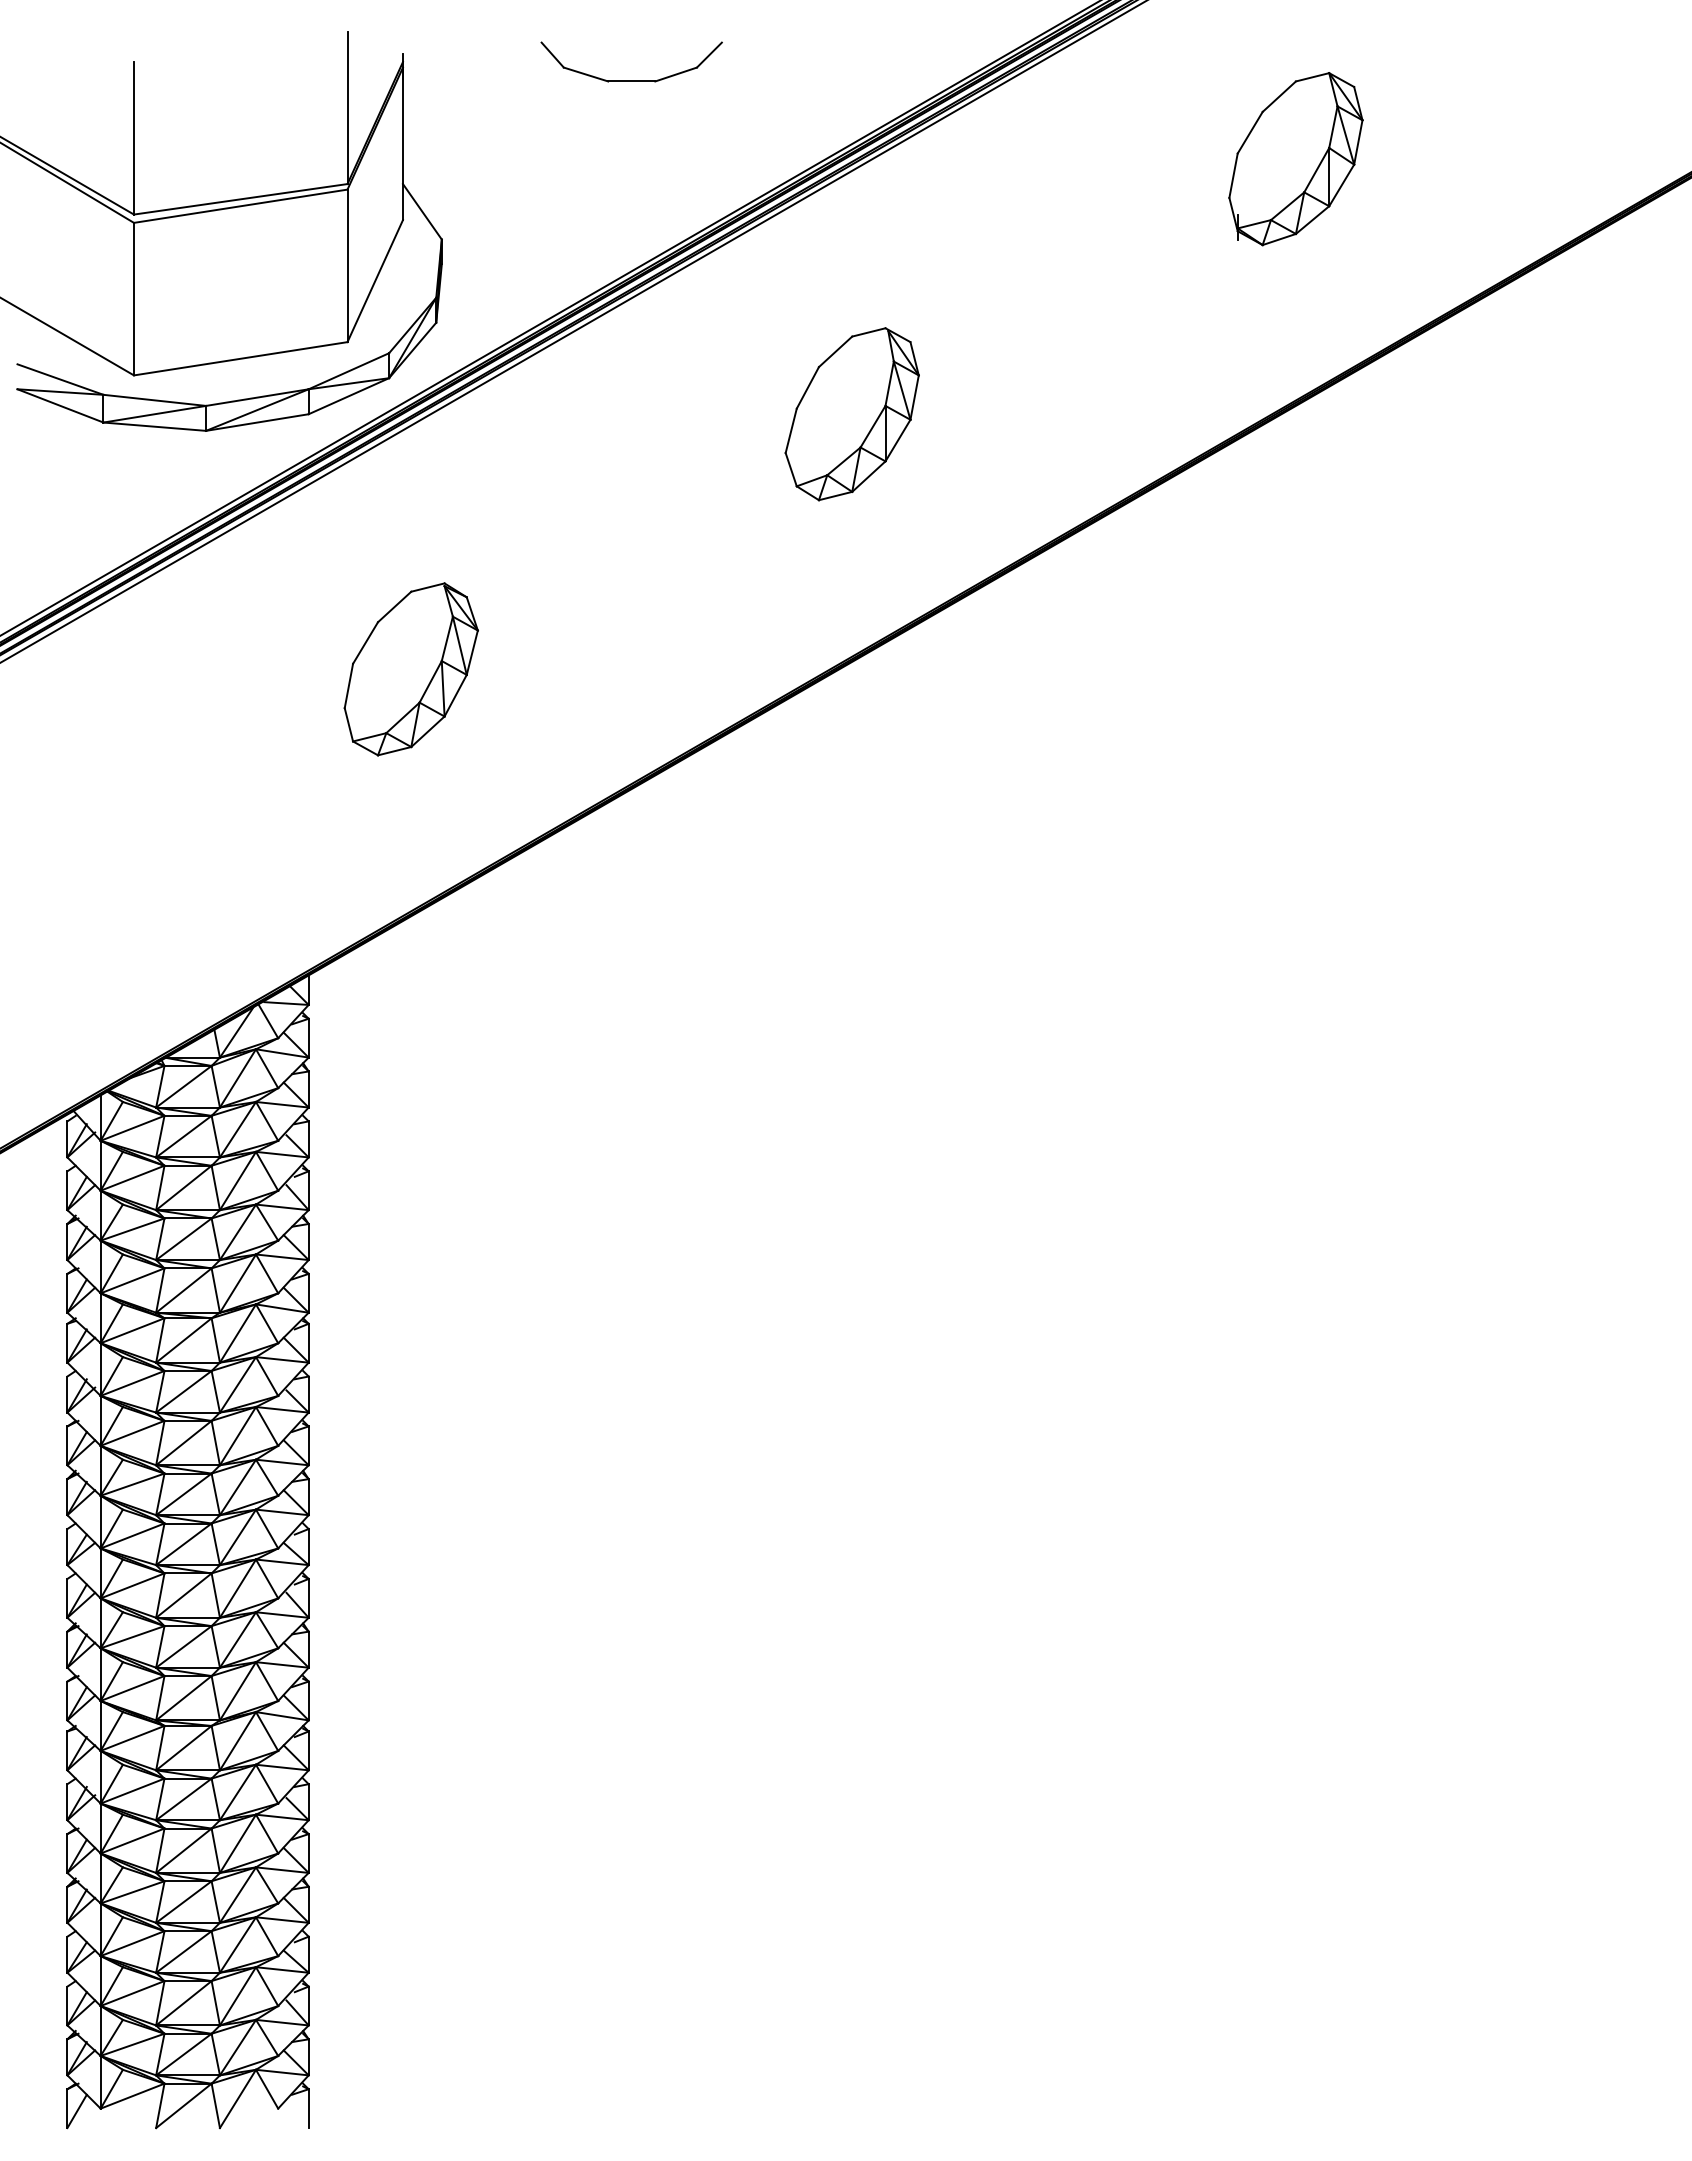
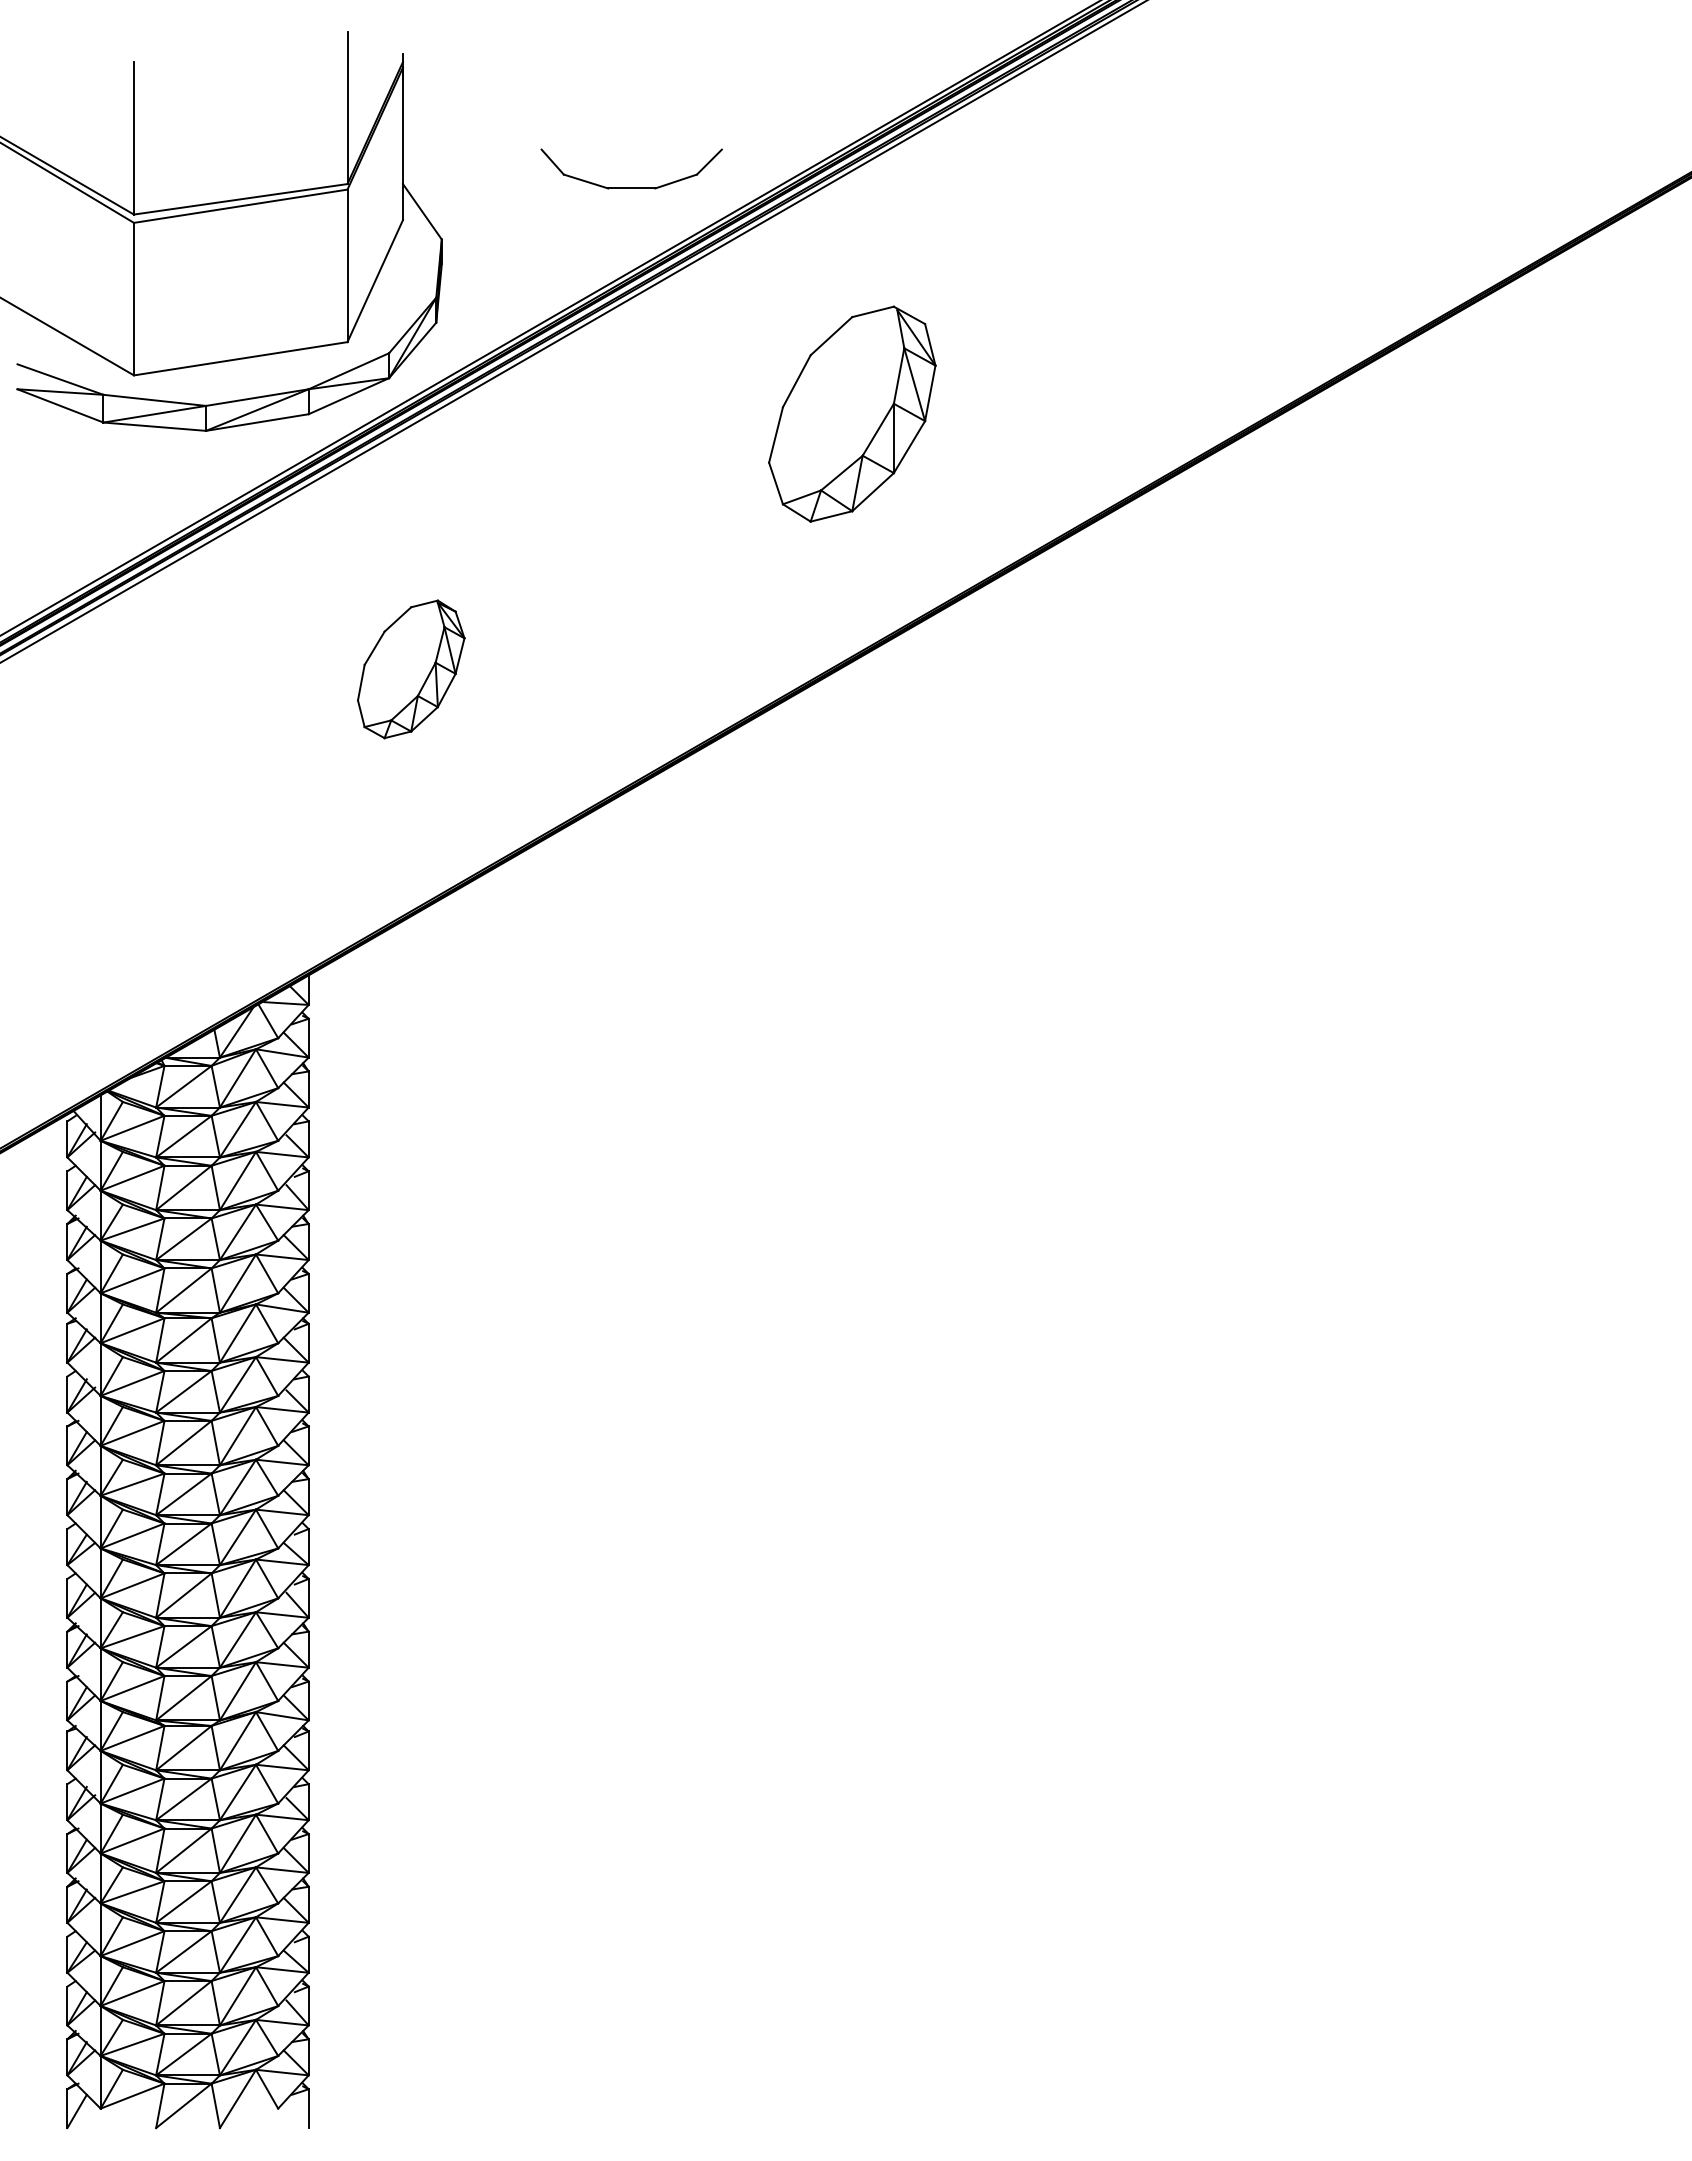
part position: (631, 80) -> (631, 187) (631, 187)
part: present -> none (1295, 159)
part size: 136x175 px -> 169x218 px (852, 413)
part size: 136x175 px -> 109x141 px (411, 669)
